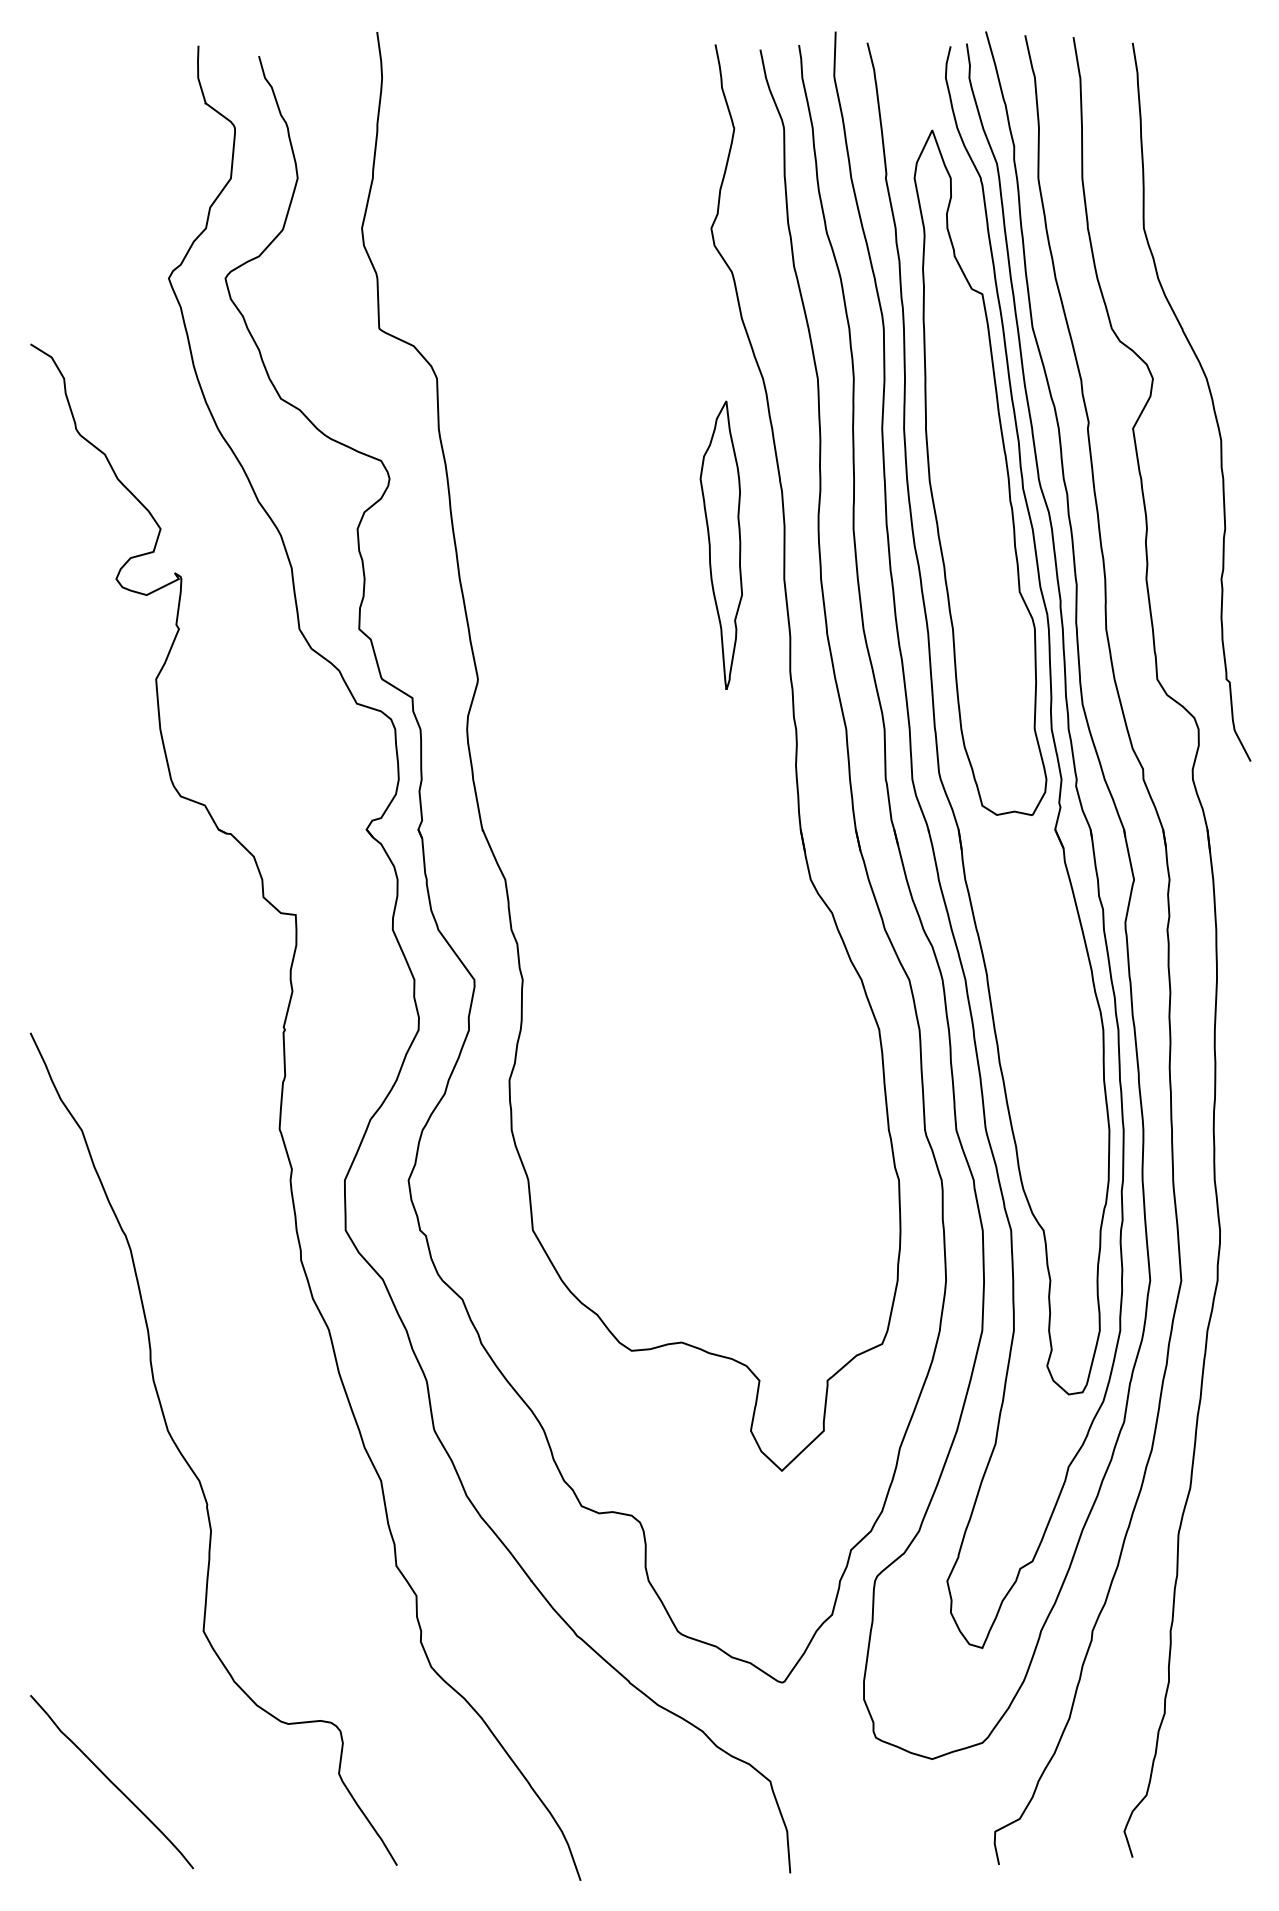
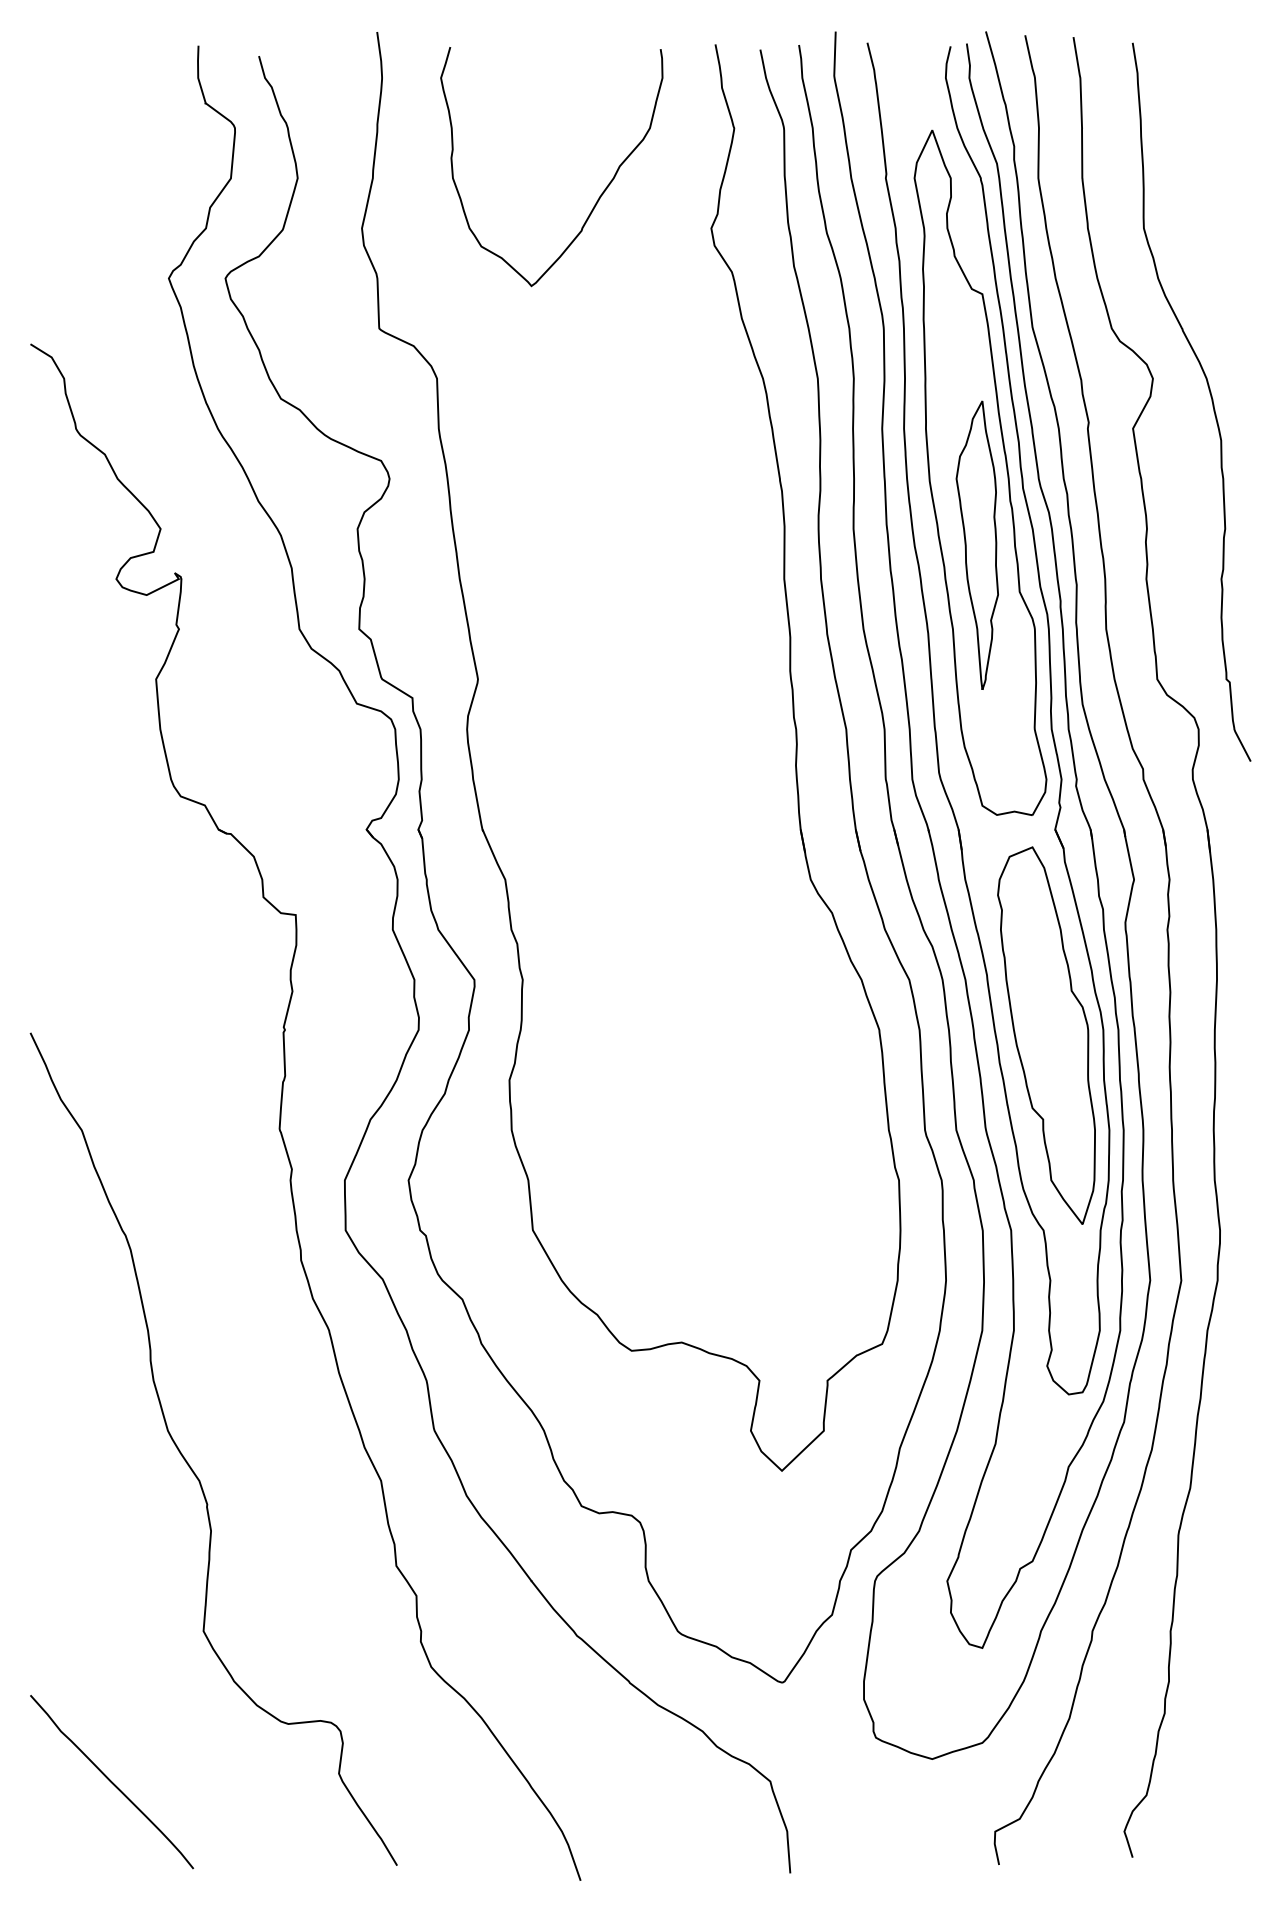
curve: none -> present (598, 197)
part position: (720, 544) -> (976, 544) (976, 544)
part: none -> present (1046, 1035)
